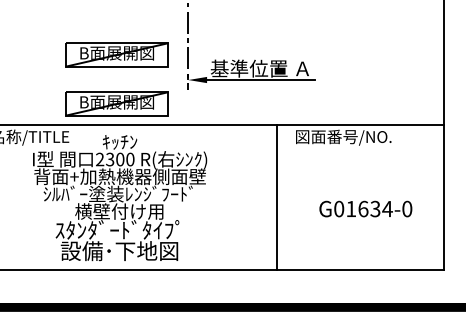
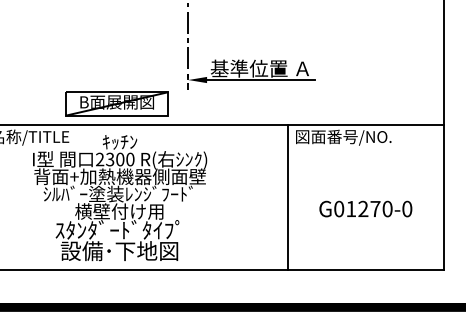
part: present -> none (116, 54)
line position: (276, 197) -> (287, 197) (287, 197)
text: G01634-0 -> G01270-0 (375, 208)
